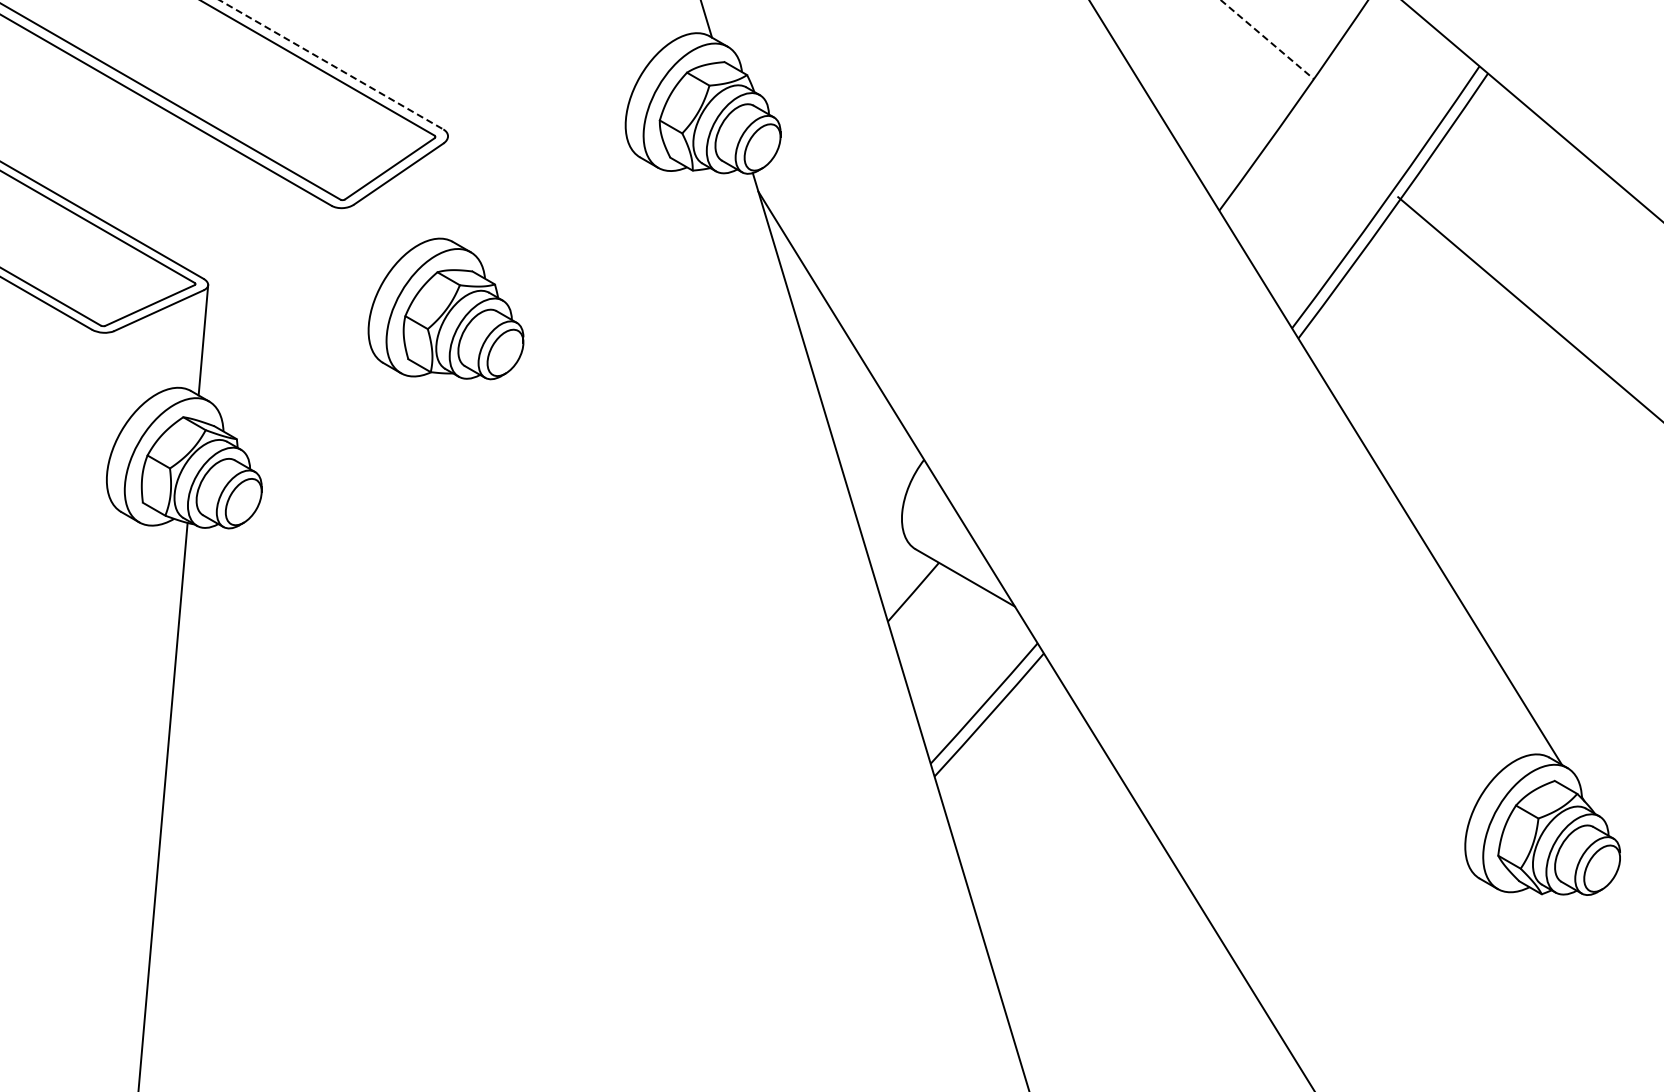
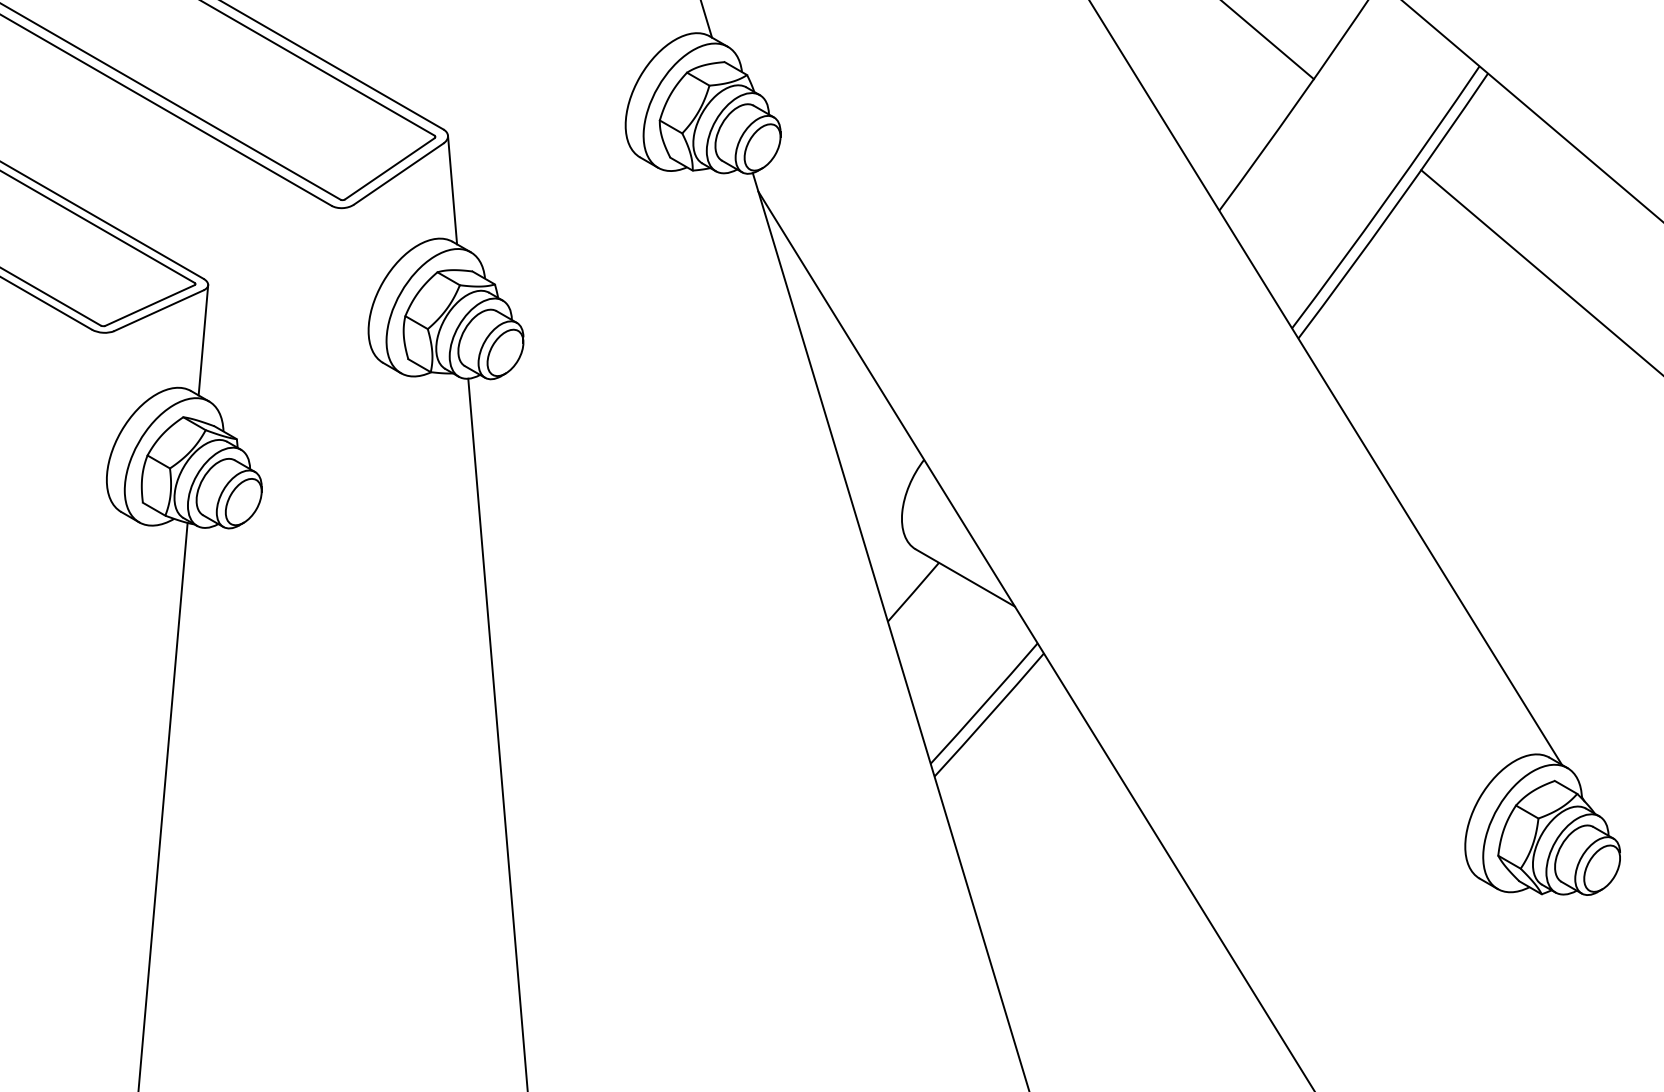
line: dashed -> solid (1267, 39)
line: dashed -> solid (331, 65)
line: none -> present (452, 189)
line position: (1529, 308) -> (1540, 271) (1540, 271)
line: none -> present (497, 733)
